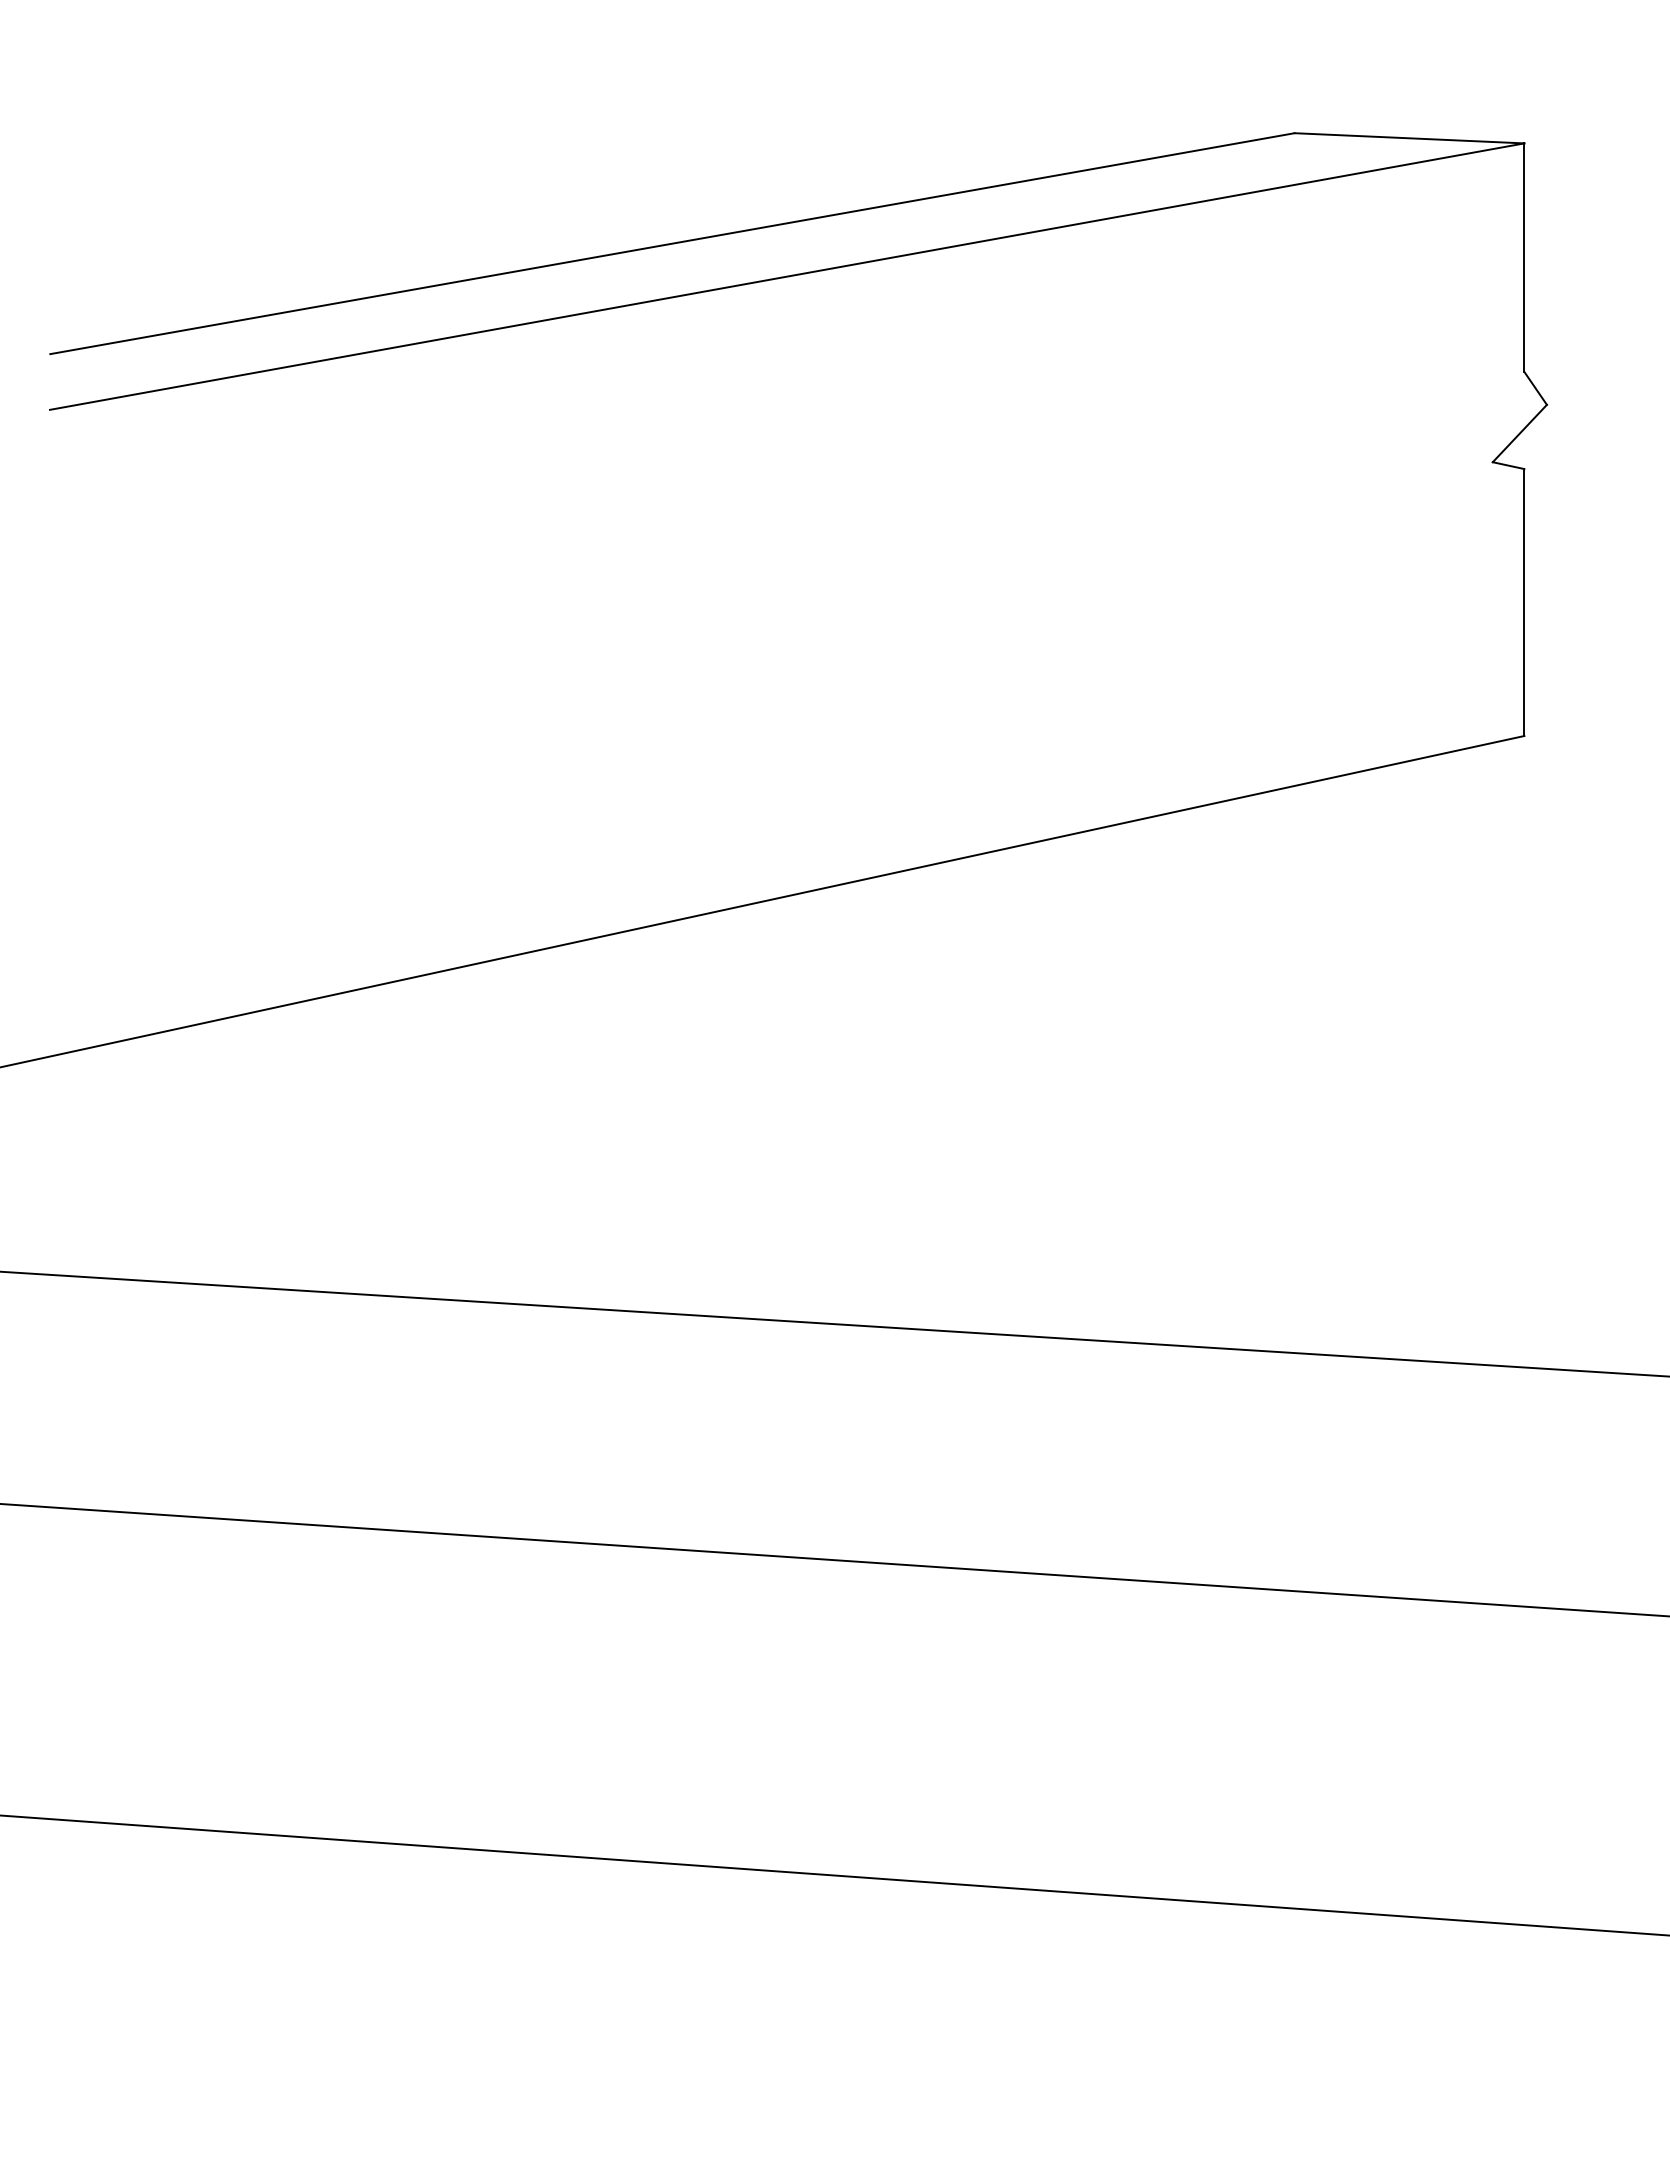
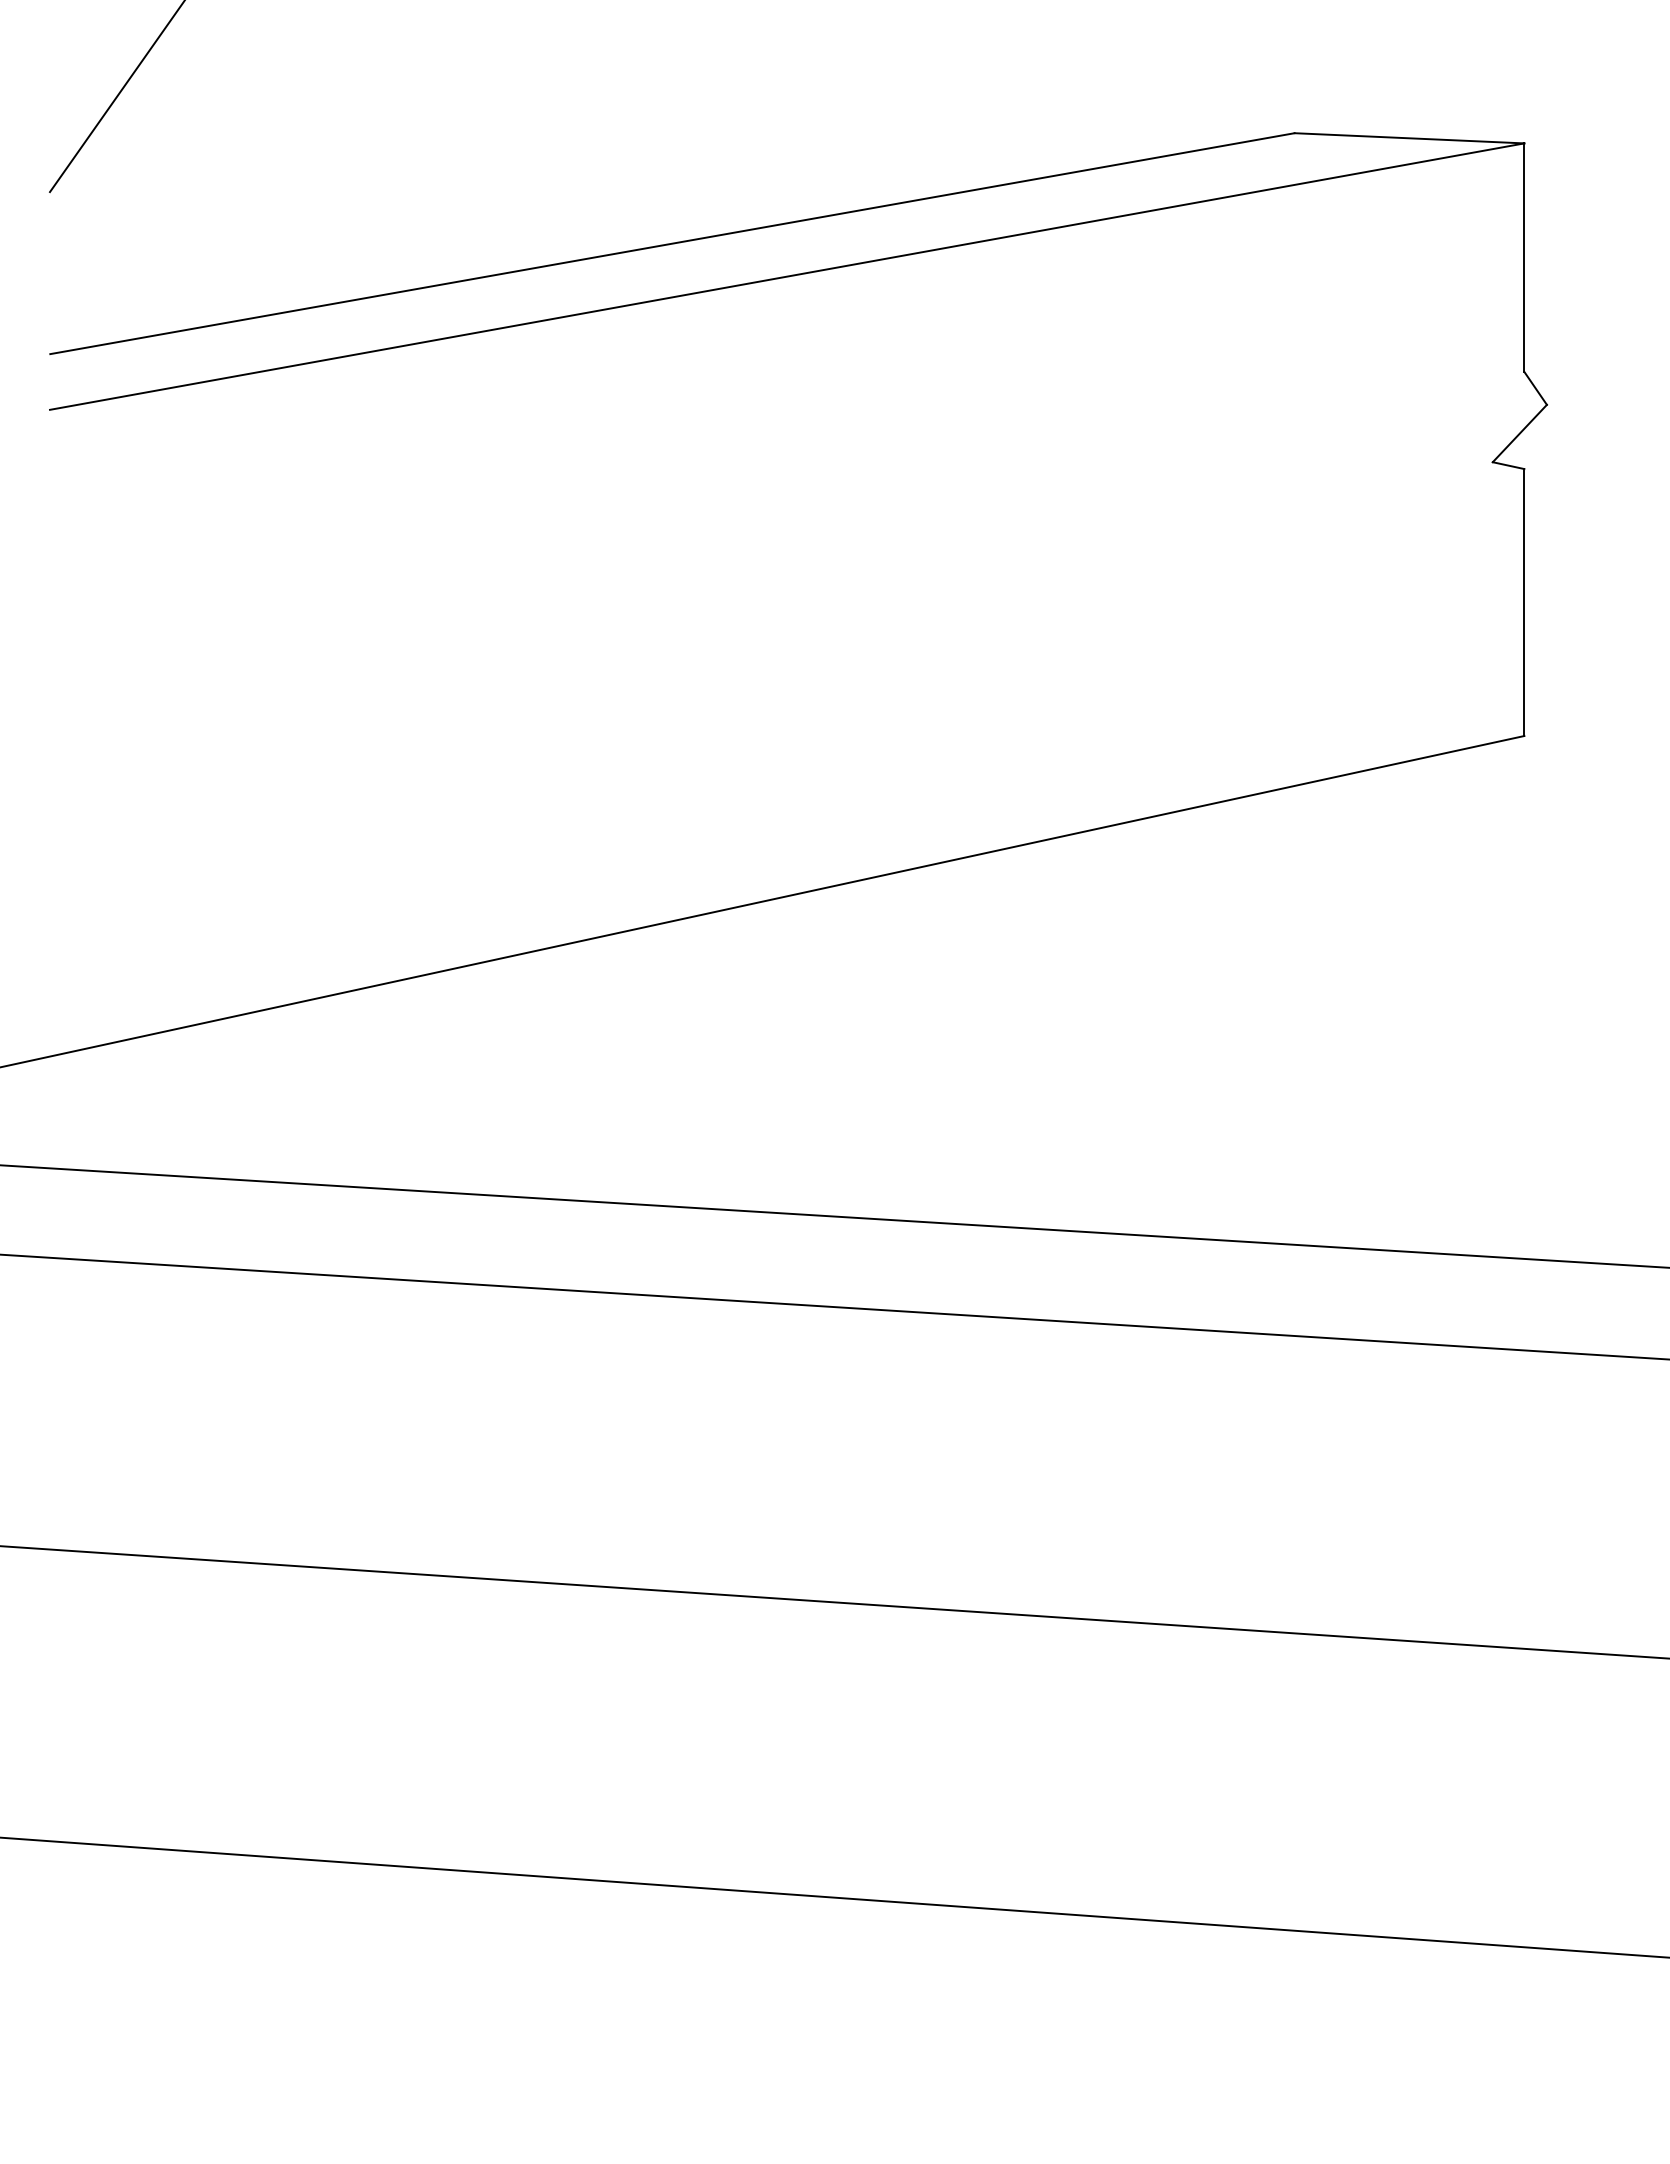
line: none -> present (116, 97)
line: none -> present (834, 1216)
line position: (834, 1323) -> (834, 1306) (834, 1306)
line position: (834, 1560) -> (834, 1602) (834, 1602)
line position: (834, 1875) -> (834, 1897) (834, 1897)
